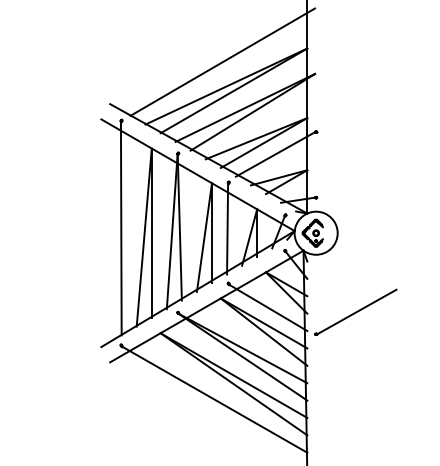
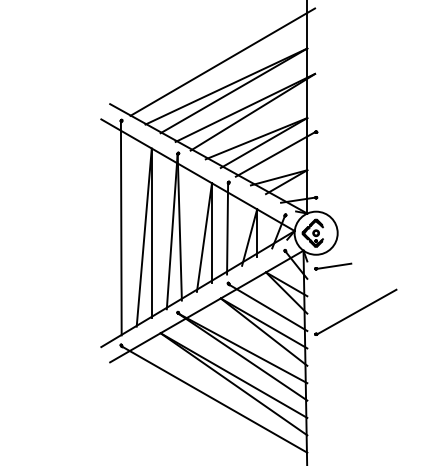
line: none -> present (333, 266)
